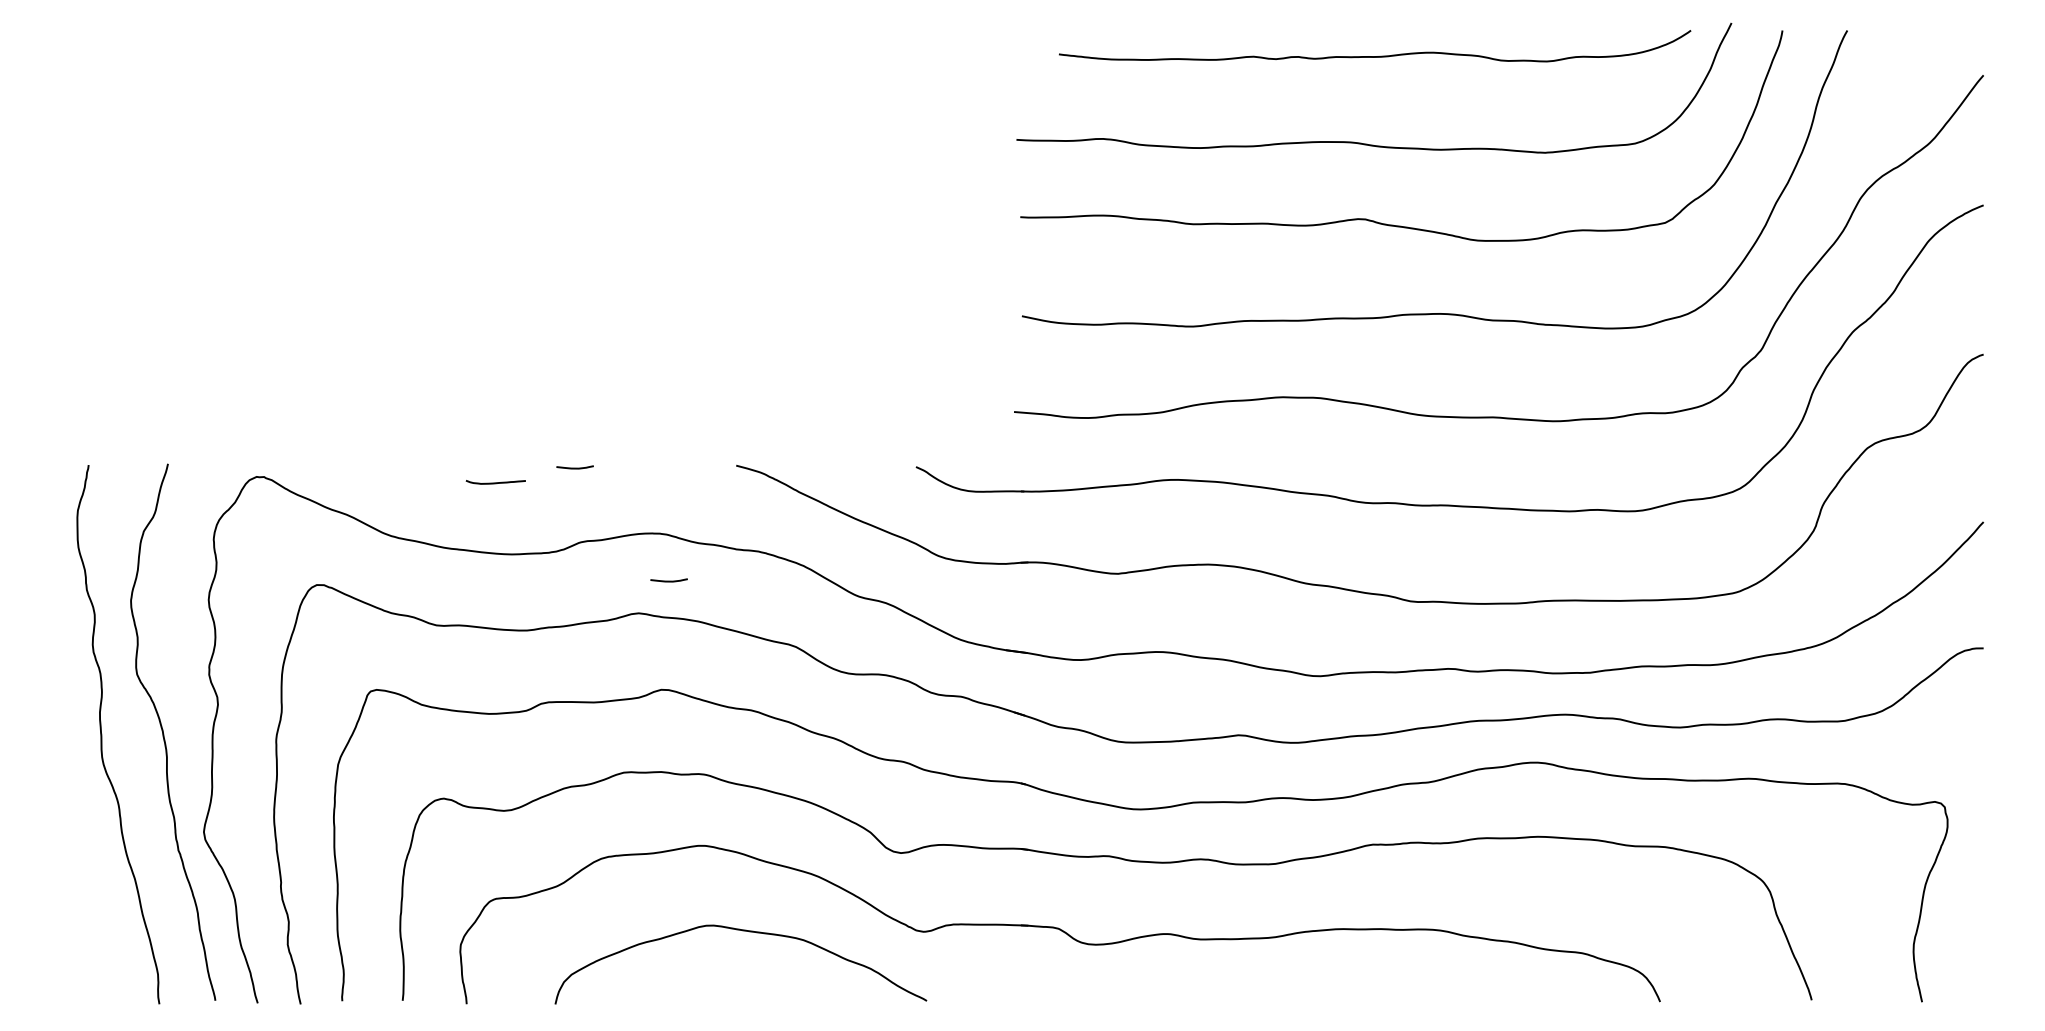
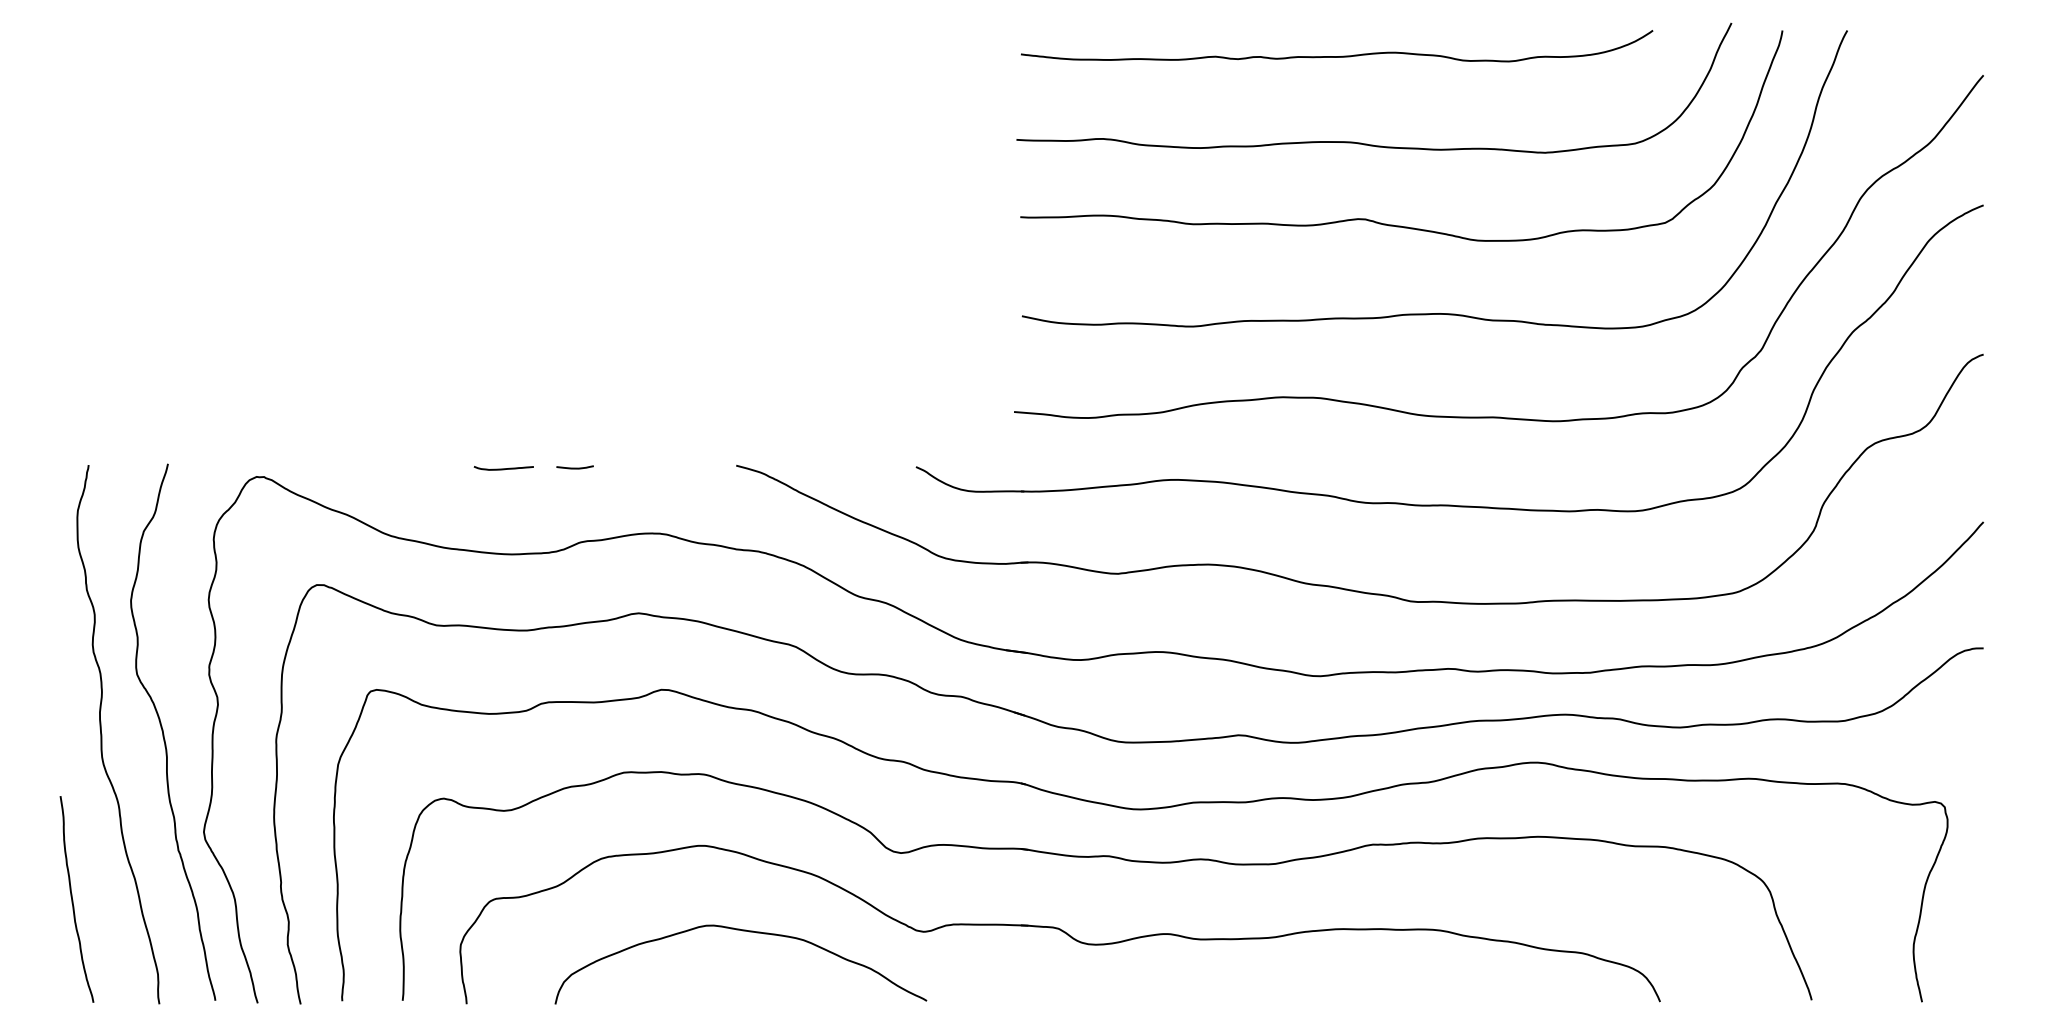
curve position: (1375, 56) -> (1337, 56) (1337, 56)
curve position: (495, 482) -> (503, 468) (503, 468)
curve: present -> none (668, 580)
curve: none -> present (73, 900)
